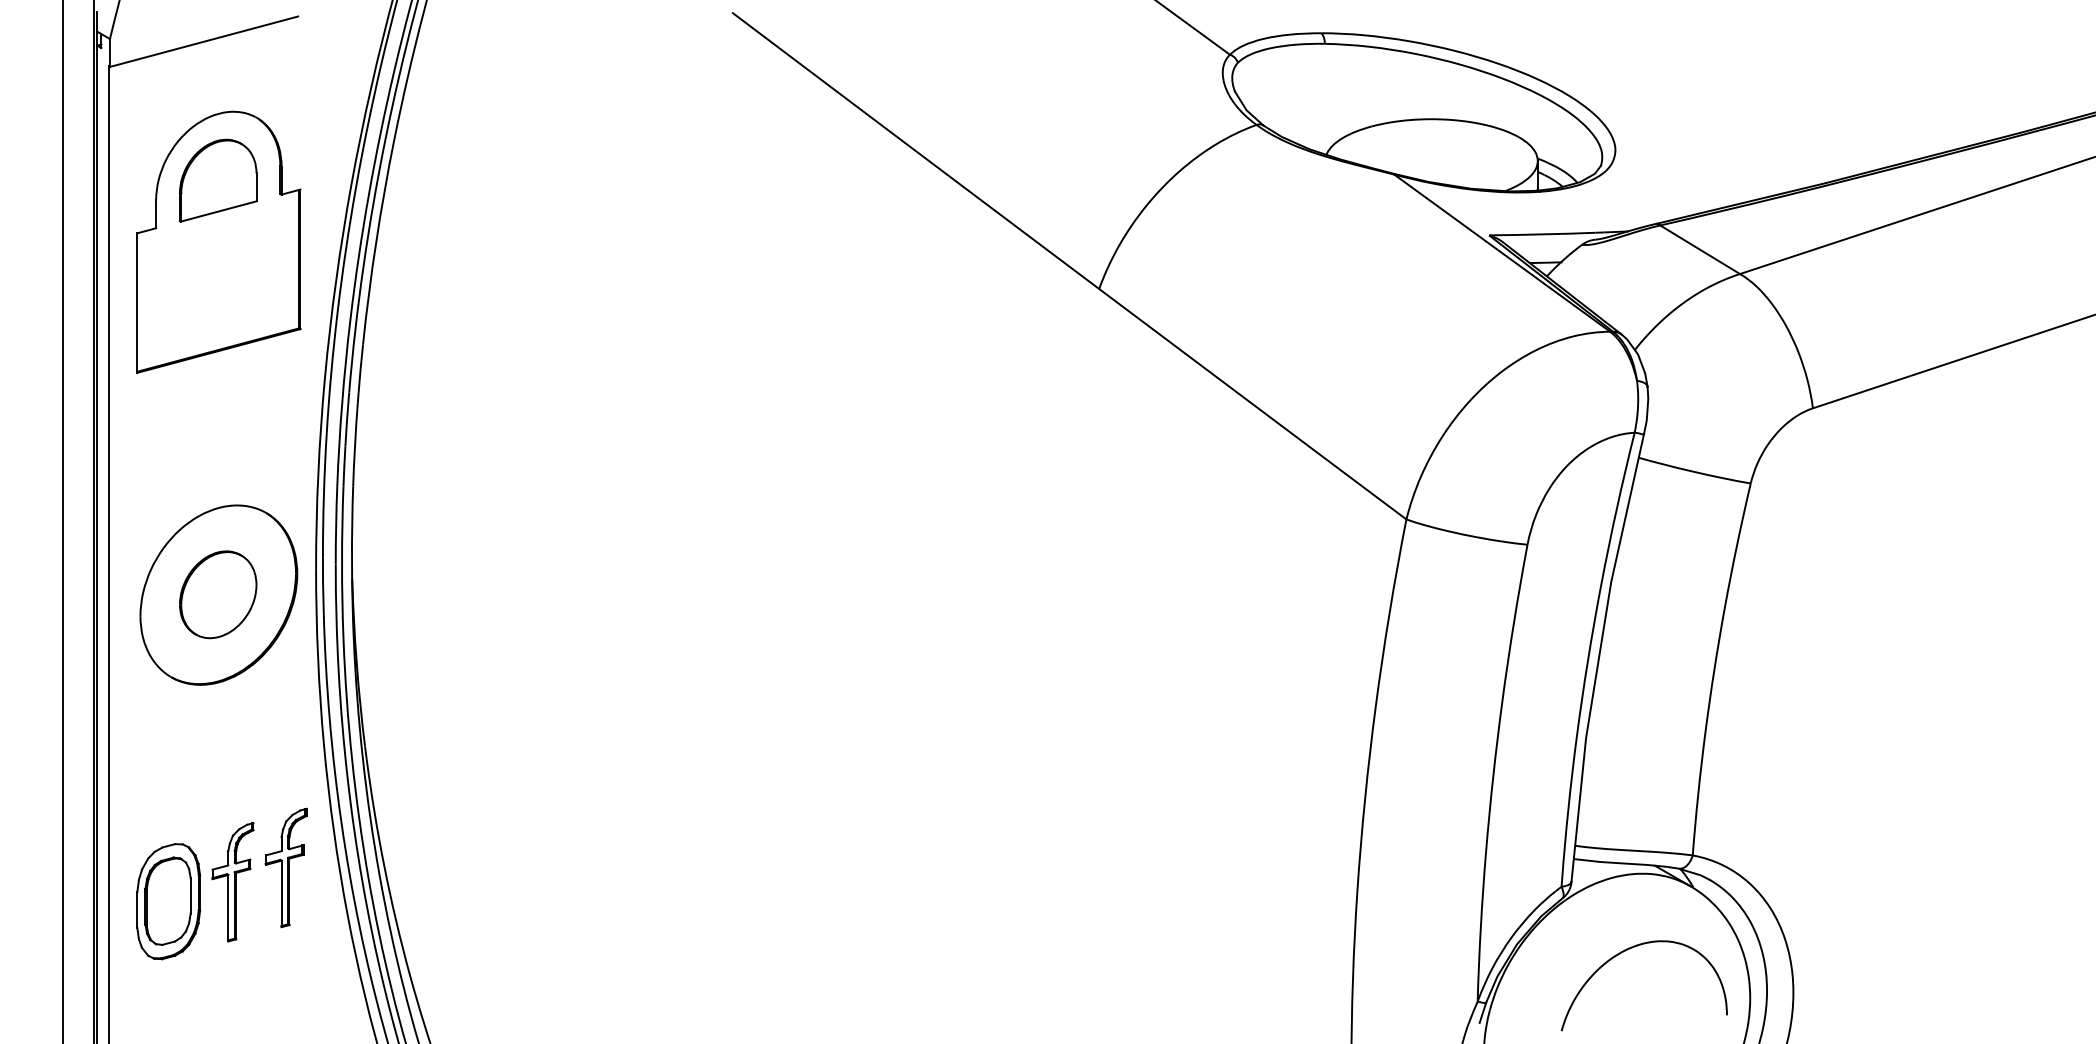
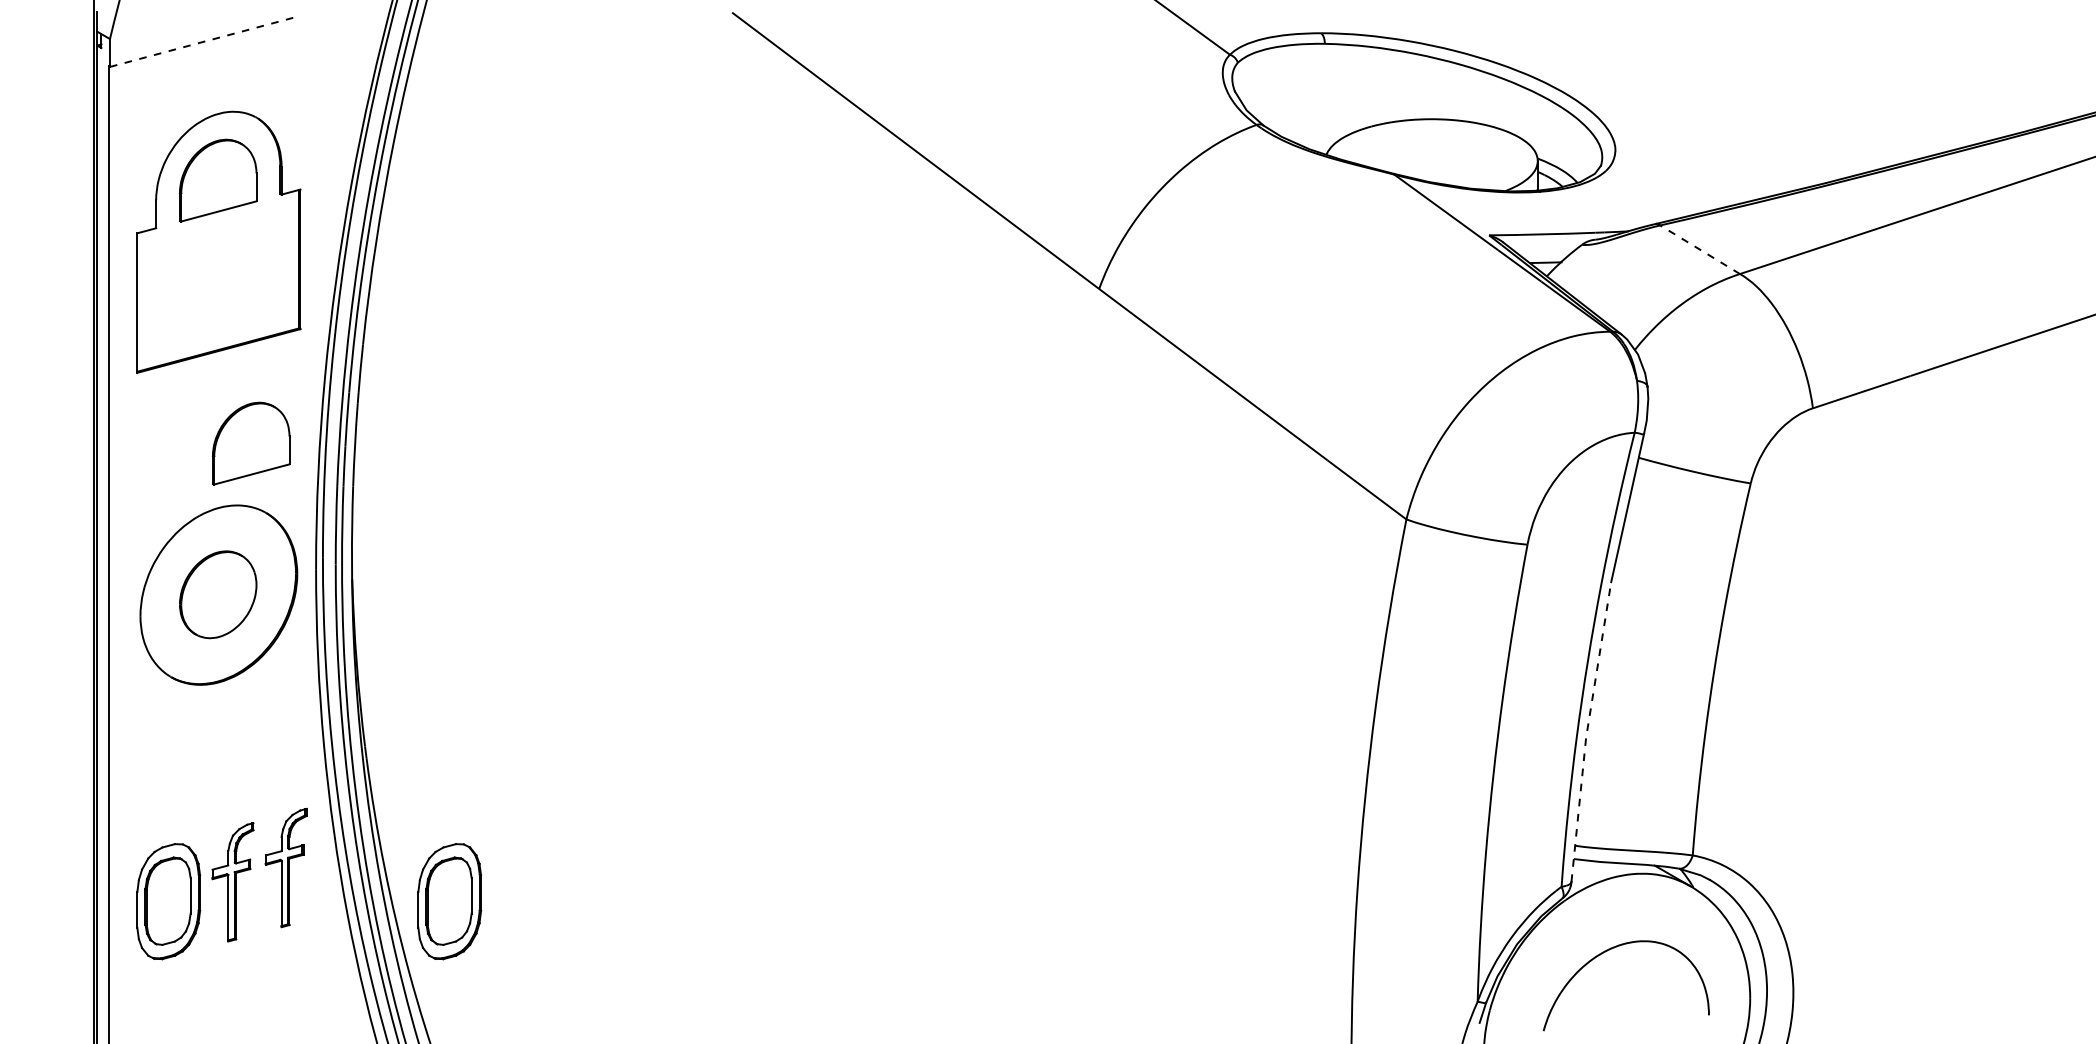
line: solid -> dashed (204, 41)
line: solid -> dashed (1700, 249)
part: none -> present (251, 443)
line: present -> none (62, 521)
line: solid -> dashed (1587, 732)
part: none -> present (449, 901)
curve position: (1625, 951) -> (1607, 951) (1607, 951)
